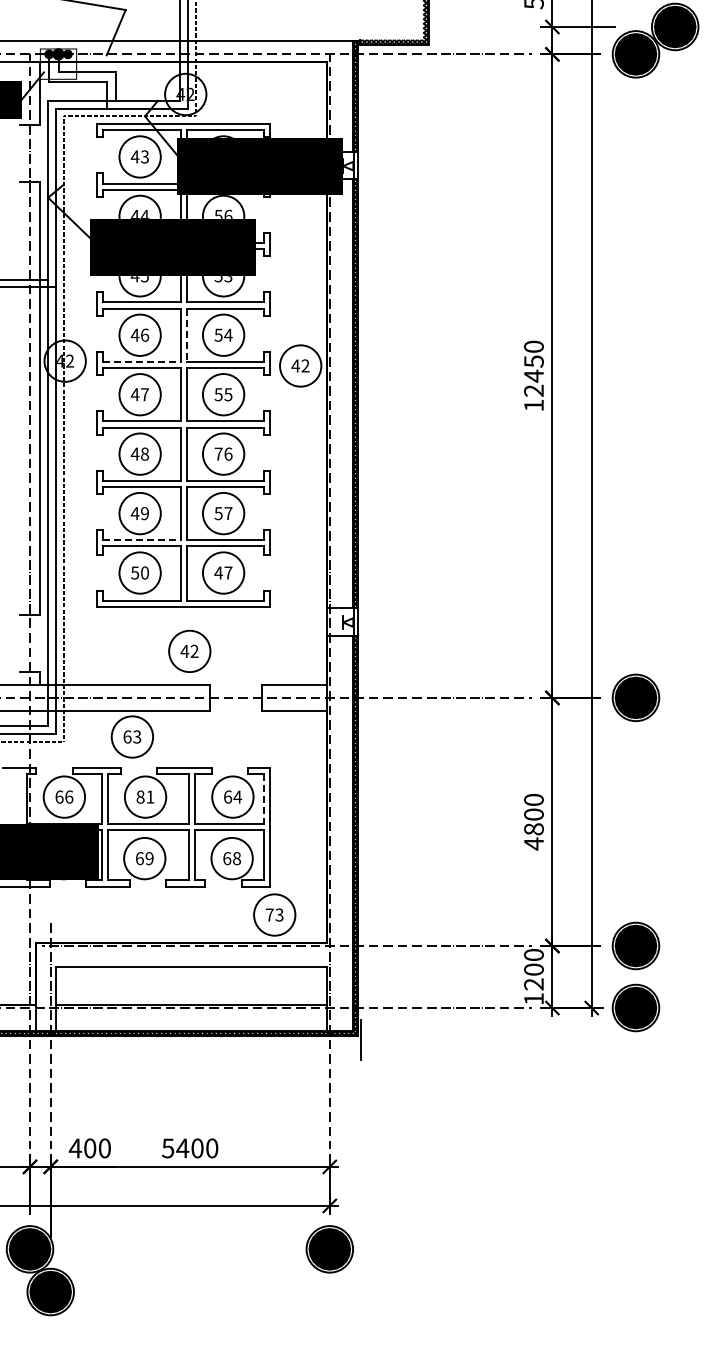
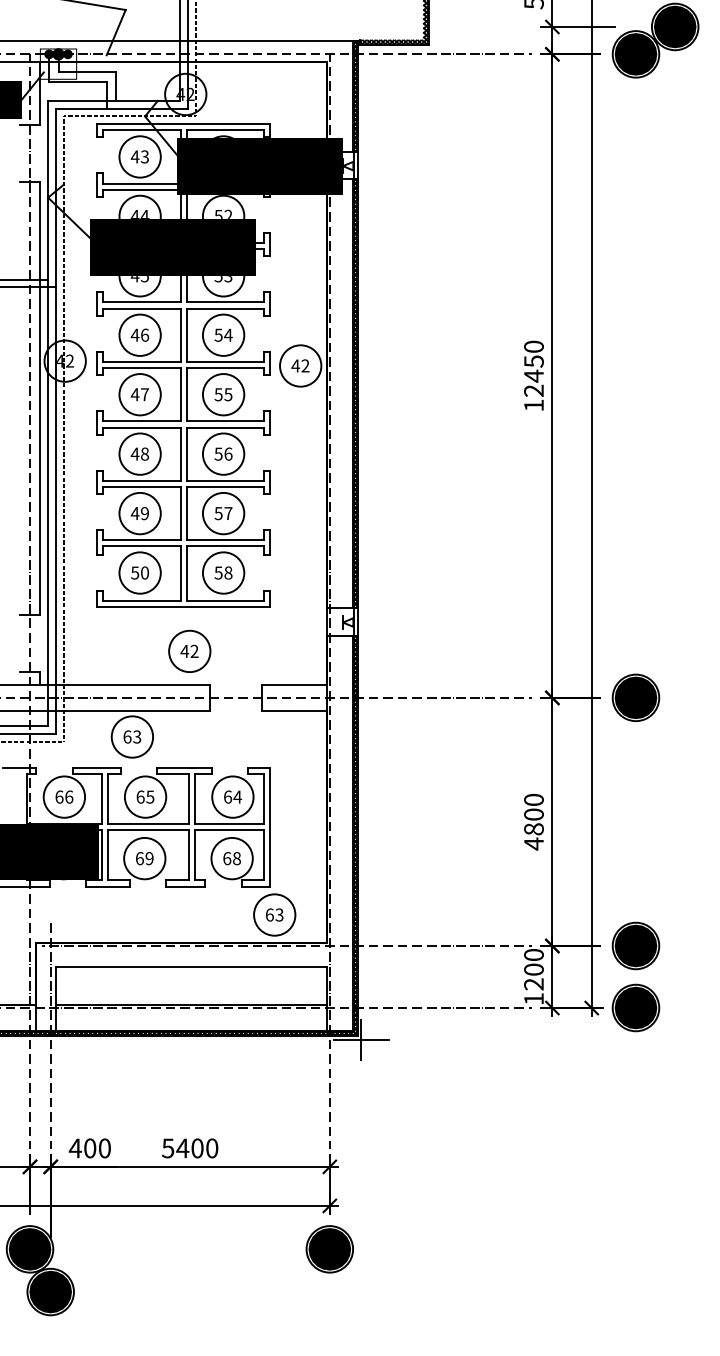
text: 56 -> 52 (228, 213)
line: dashed -> solid (186, 335)
line: dashed -> solid (142, 361)
text: 76 -> 56 (218, 453)
line: dashed -> solid (142, 540)
text: 47 -> 58 (223, 572)
text: 81 -> 65 (145, 796)
line: dashed -> solid (264, 799)
text: 73 -> 63 (269, 914)
line: none -> present (361, 1039)
